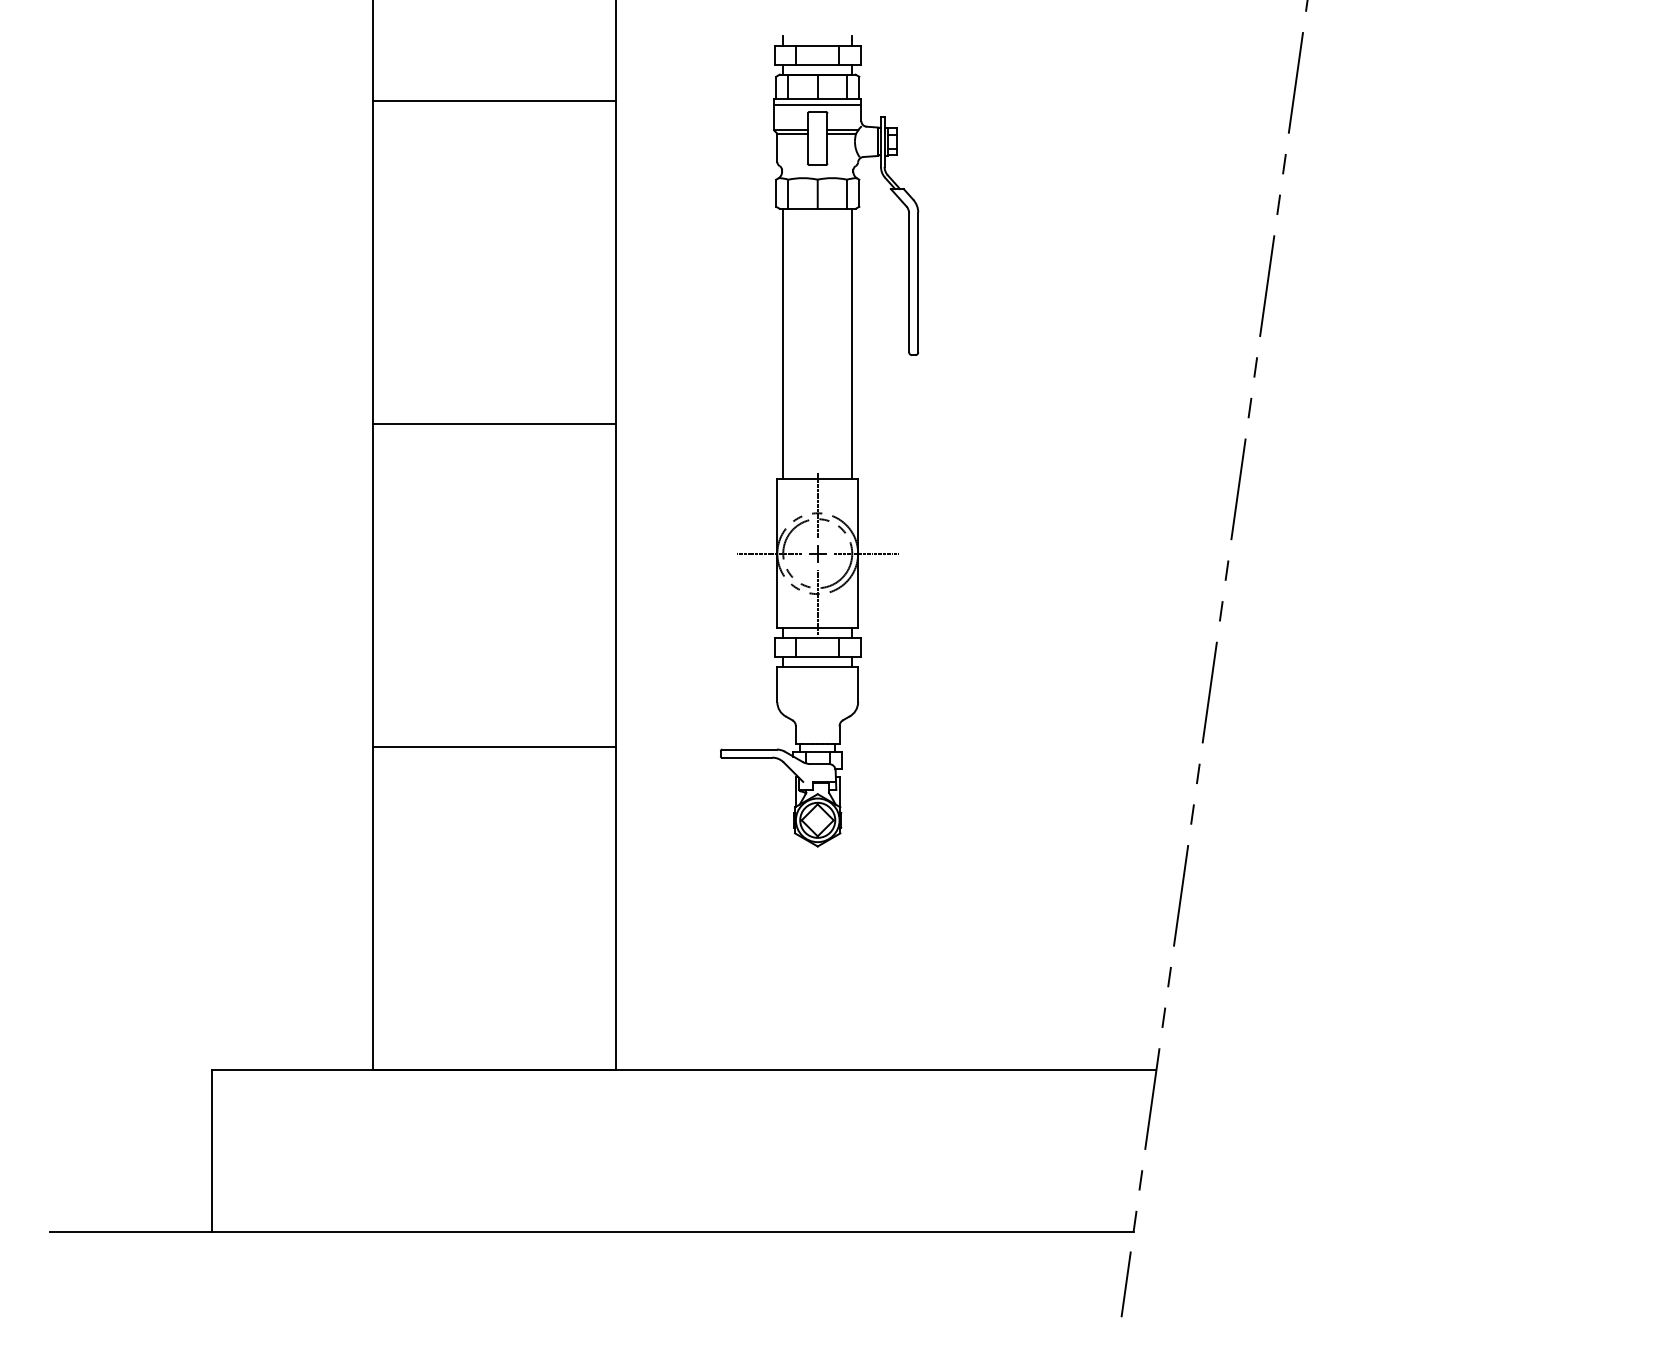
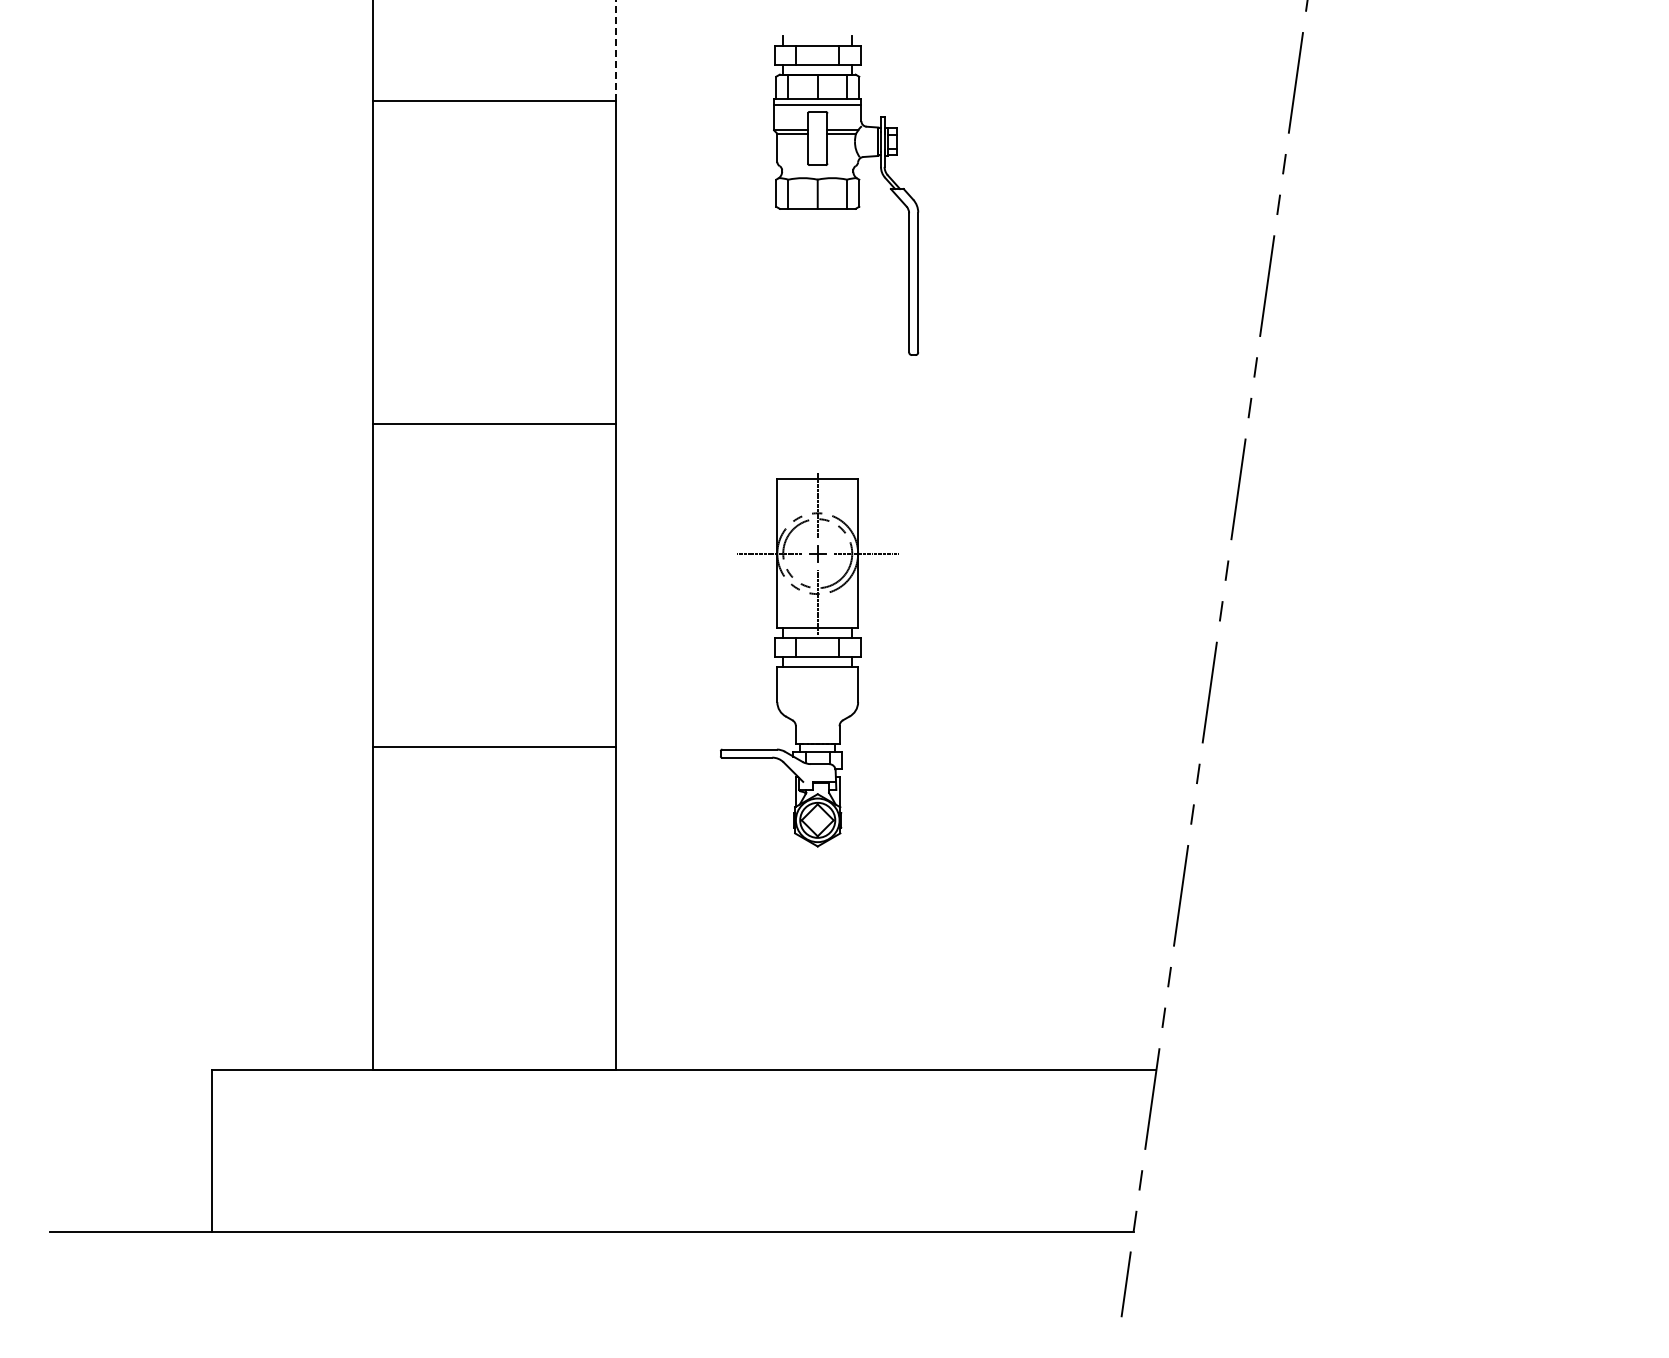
line: solid -> dashed (615, 50)
line: present -> none (783, 343)
line: present -> none (852, 343)
